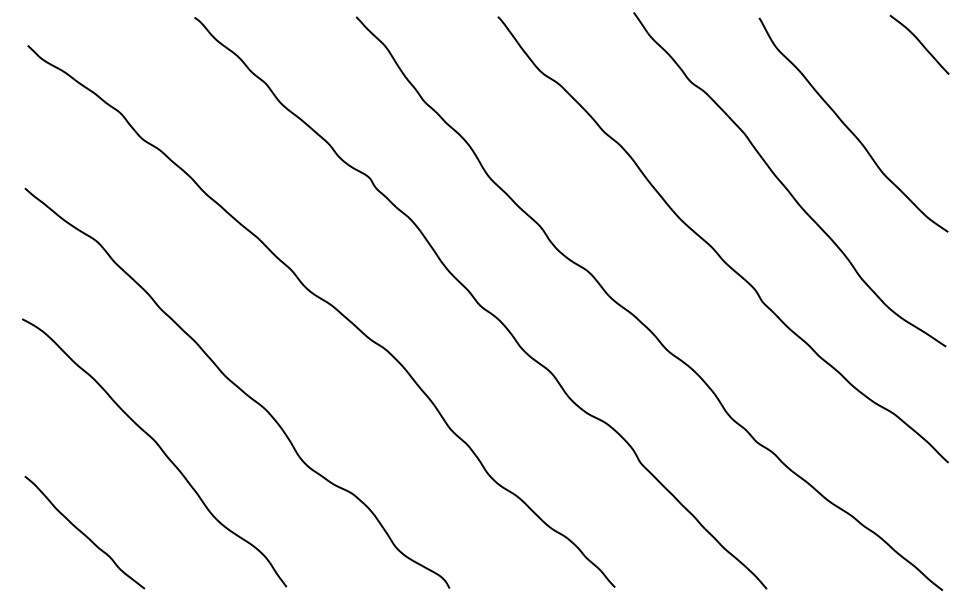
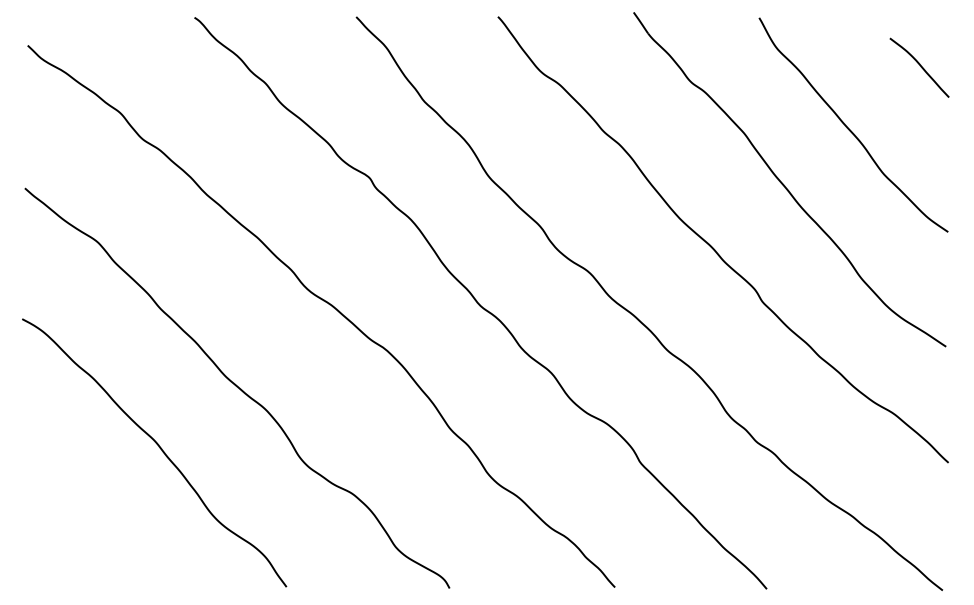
curve position: (920, 44) -> (920, 67) (920, 67)
curve: present -> none (83, 532)
